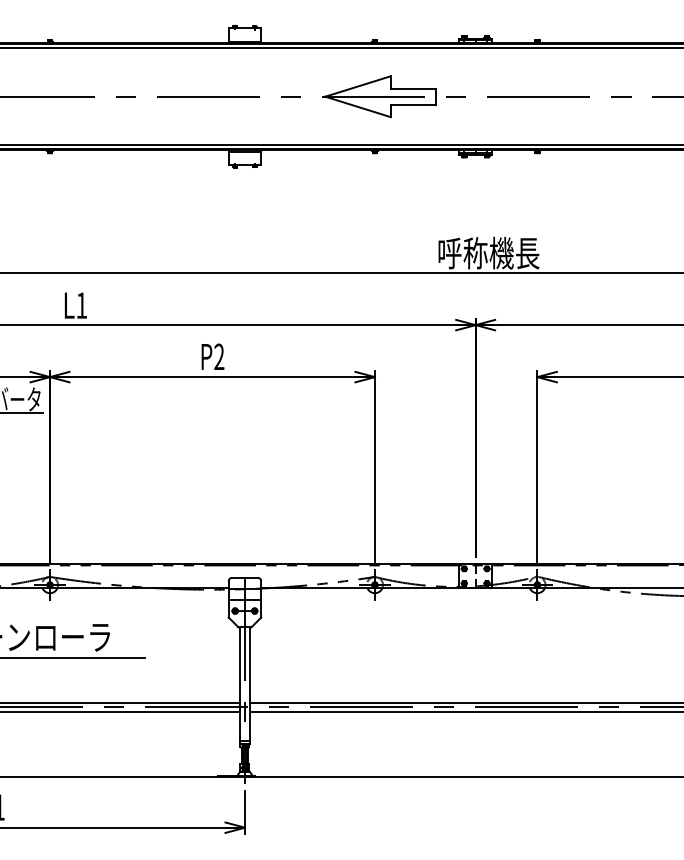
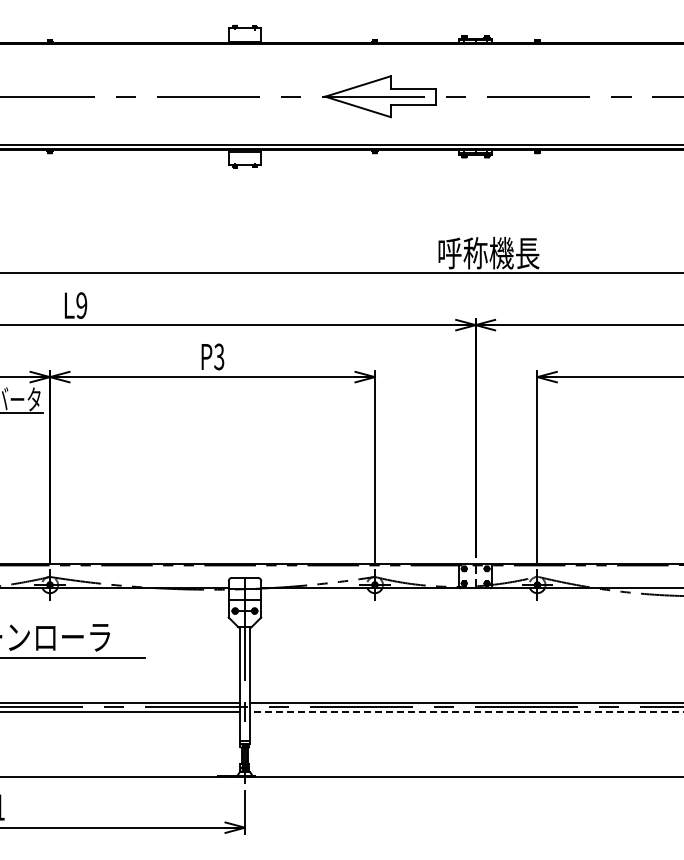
line: present -> none (341, 47)
text: L1 -> L9 (81, 305)
text: P2 -> P3 (219, 357)
line: solid -> dashed (466, 711)
